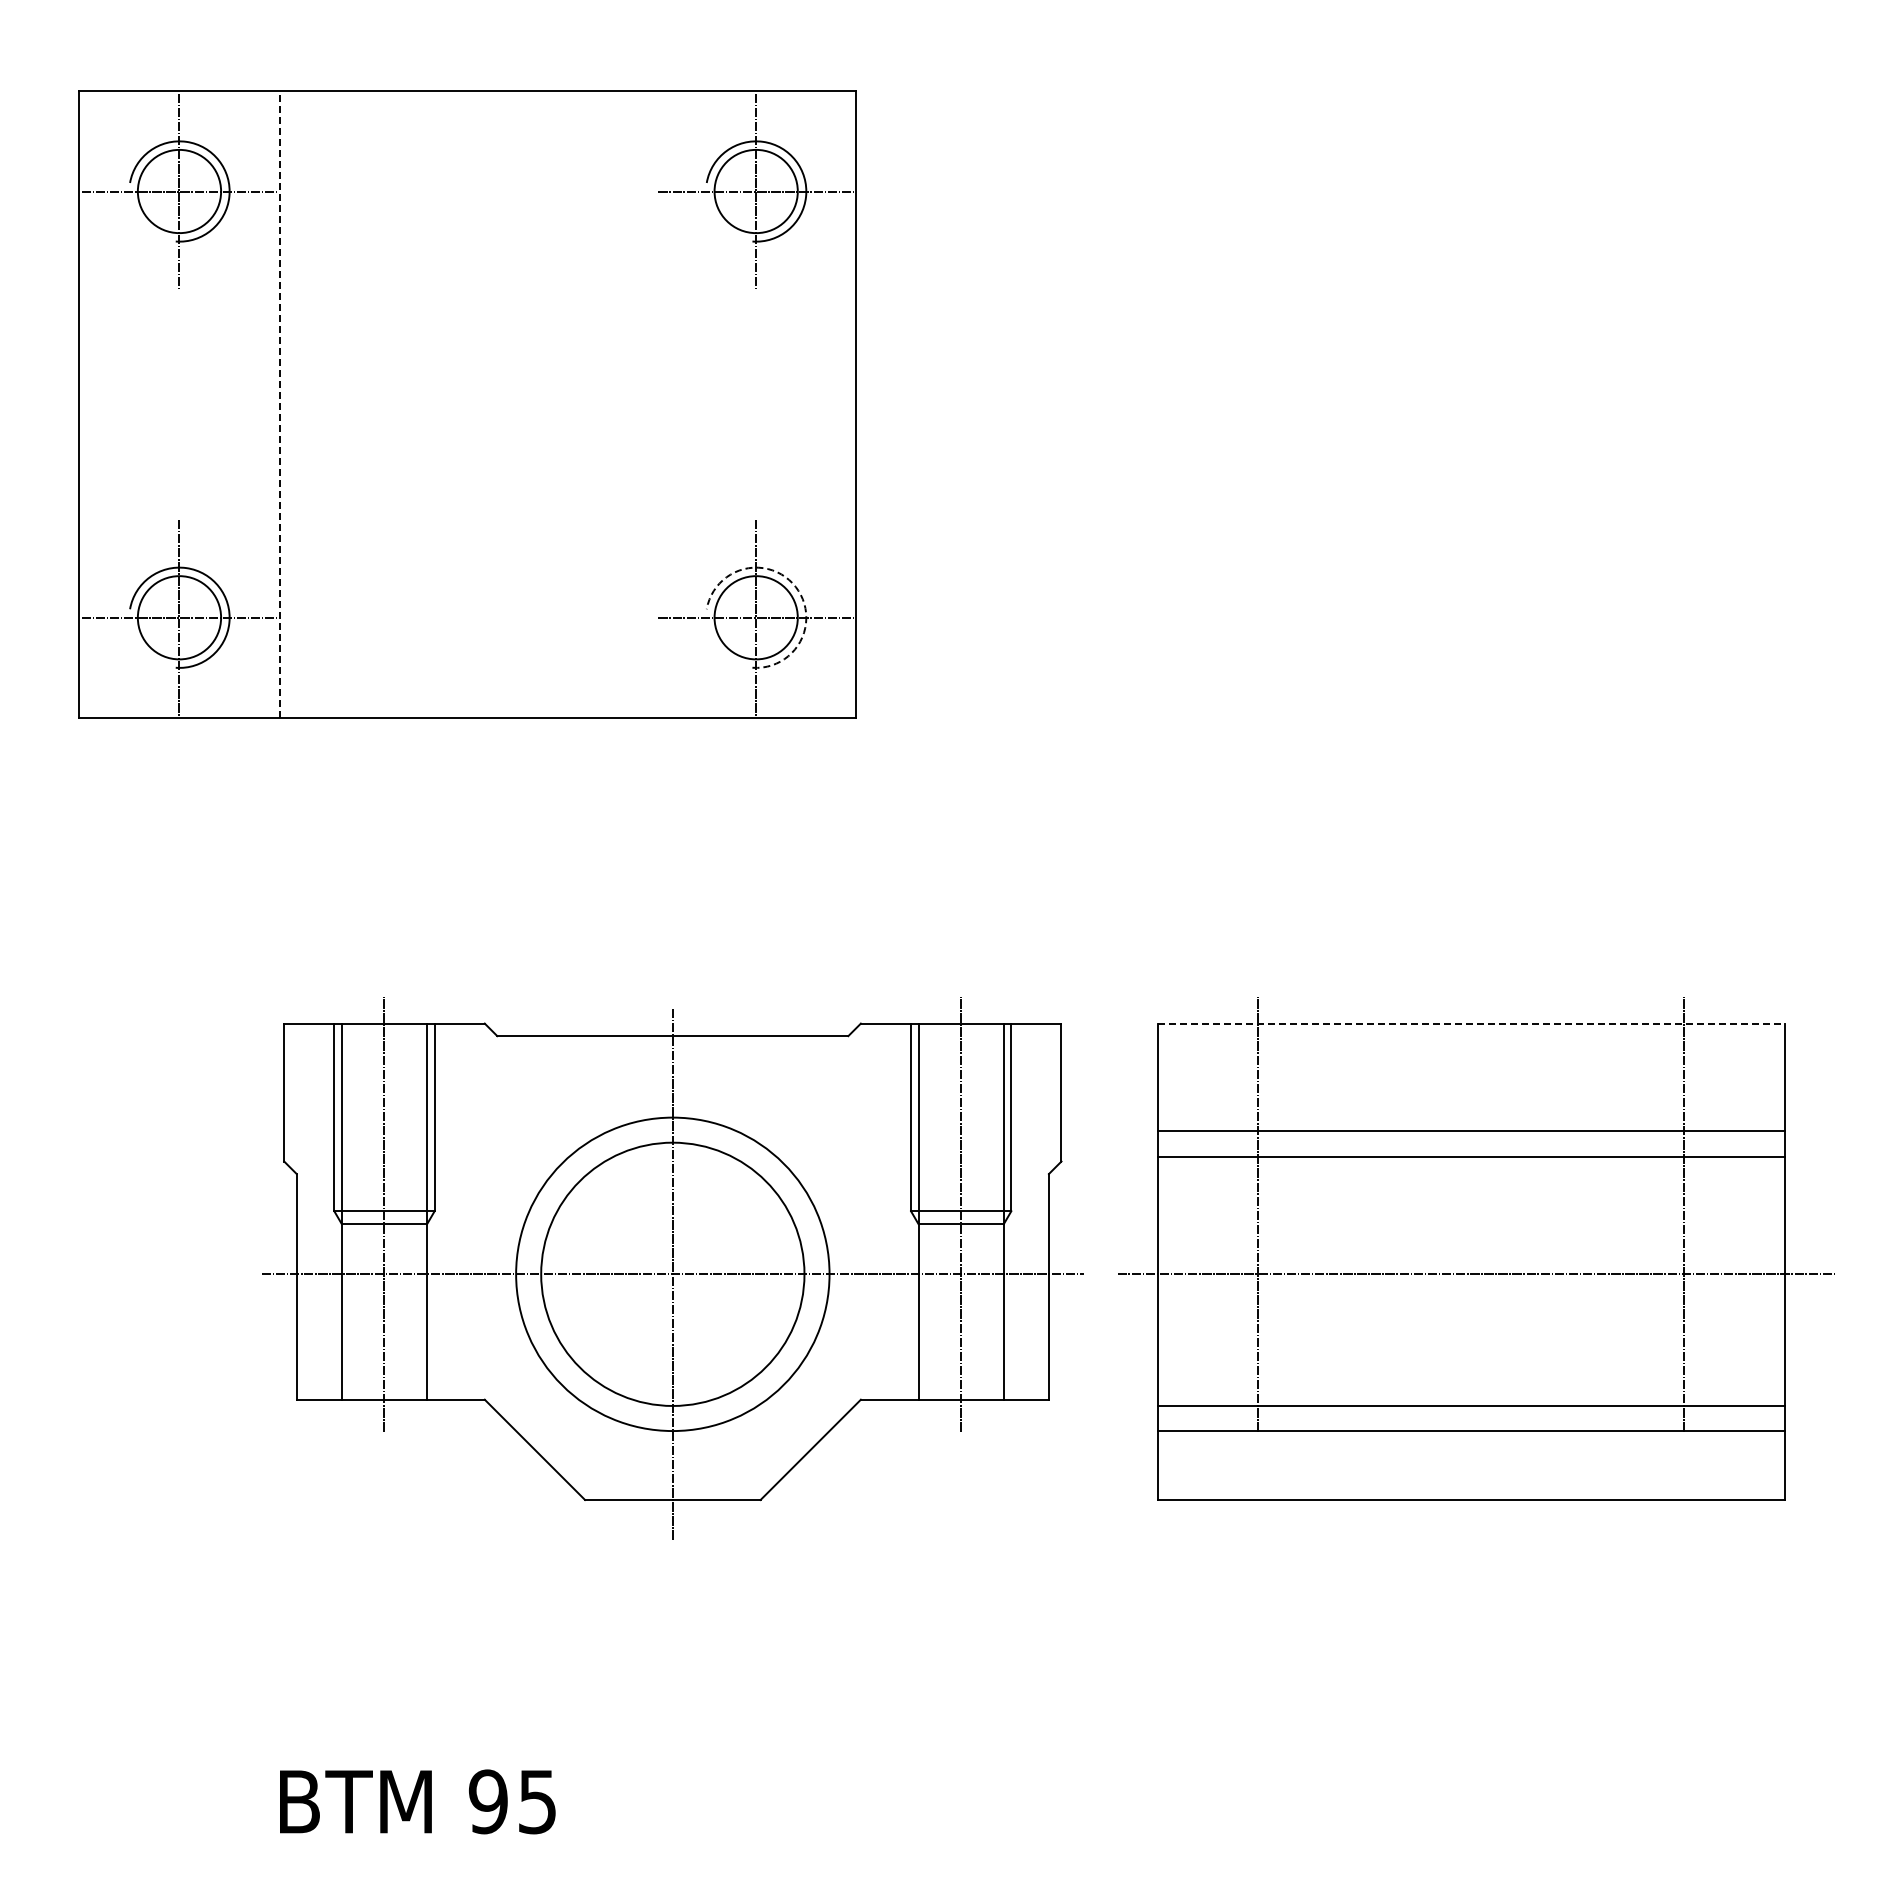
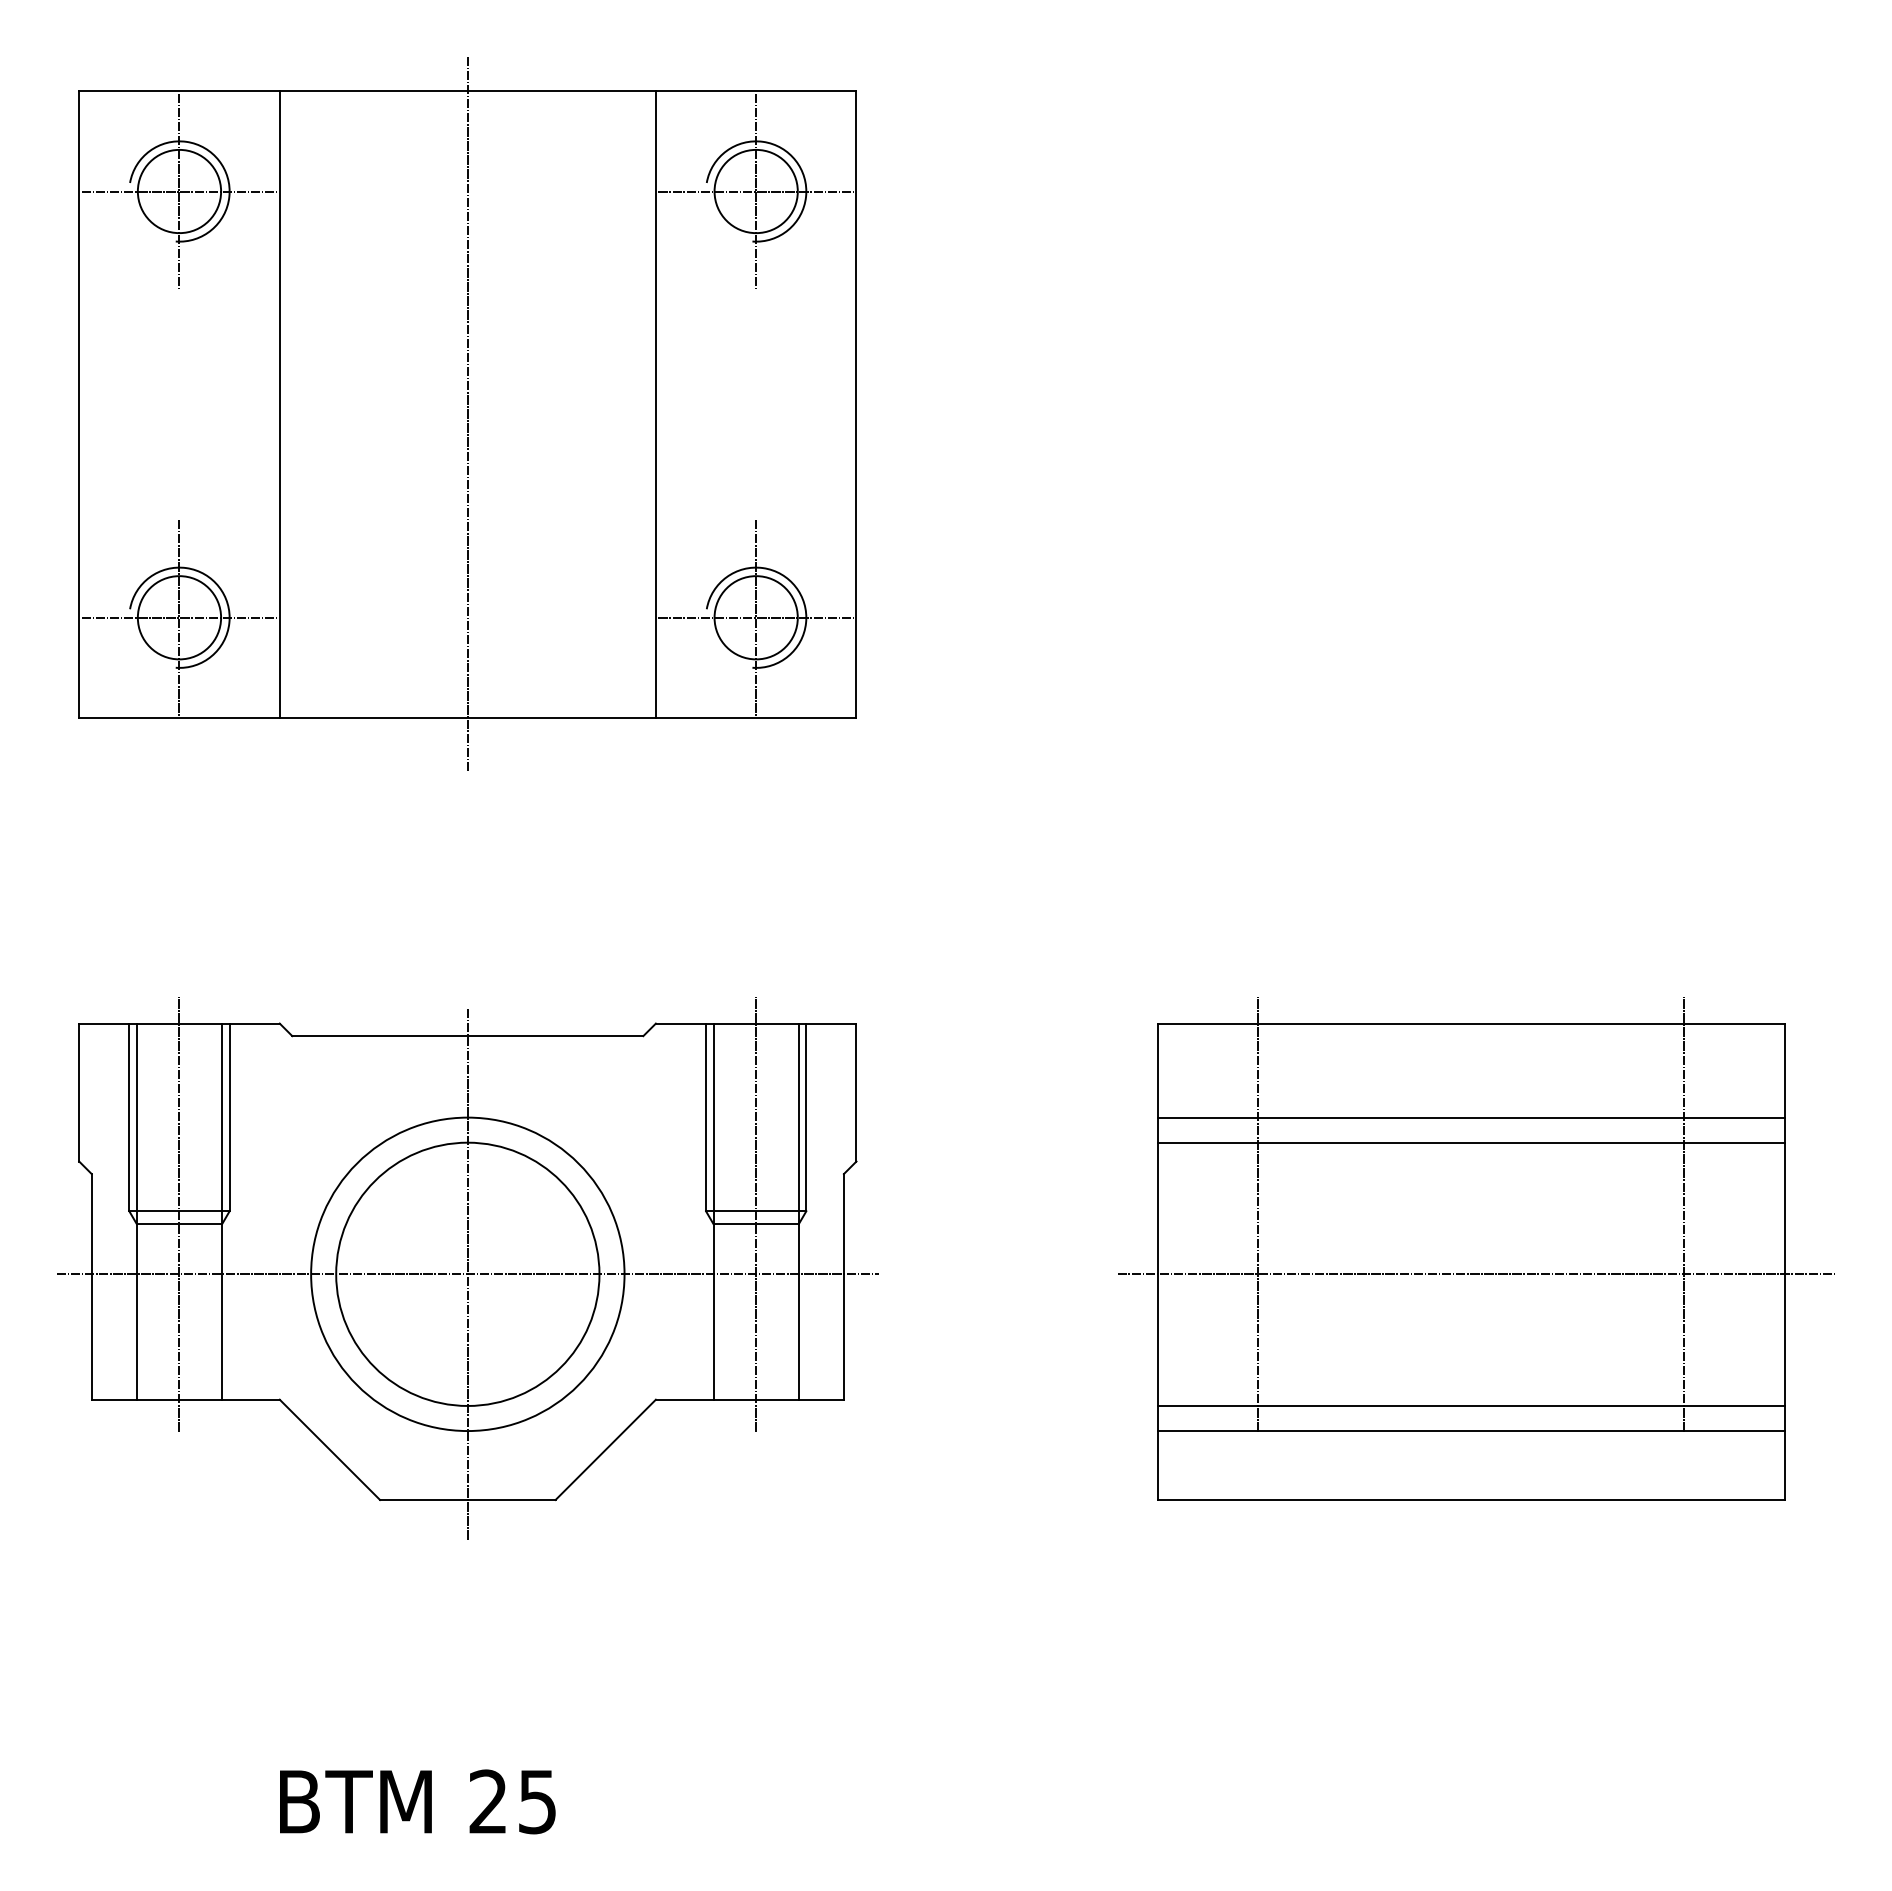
line: dashed -> solid (279, 404)
line: none -> present (655, 404)
line: none -> present (467, 413)
arc: dashed -> solid (795, 586)
line: dashed -> solid (1471, 1023)
line position: (1470, 1130) -> (1470, 1117) (1470, 1117)
line position: (1470, 1156) -> (1470, 1142) (1470, 1142)
part position: (672, 1268) -> (467, 1268) (467, 1268)
text: 95 -> 25 (487, 1801)
